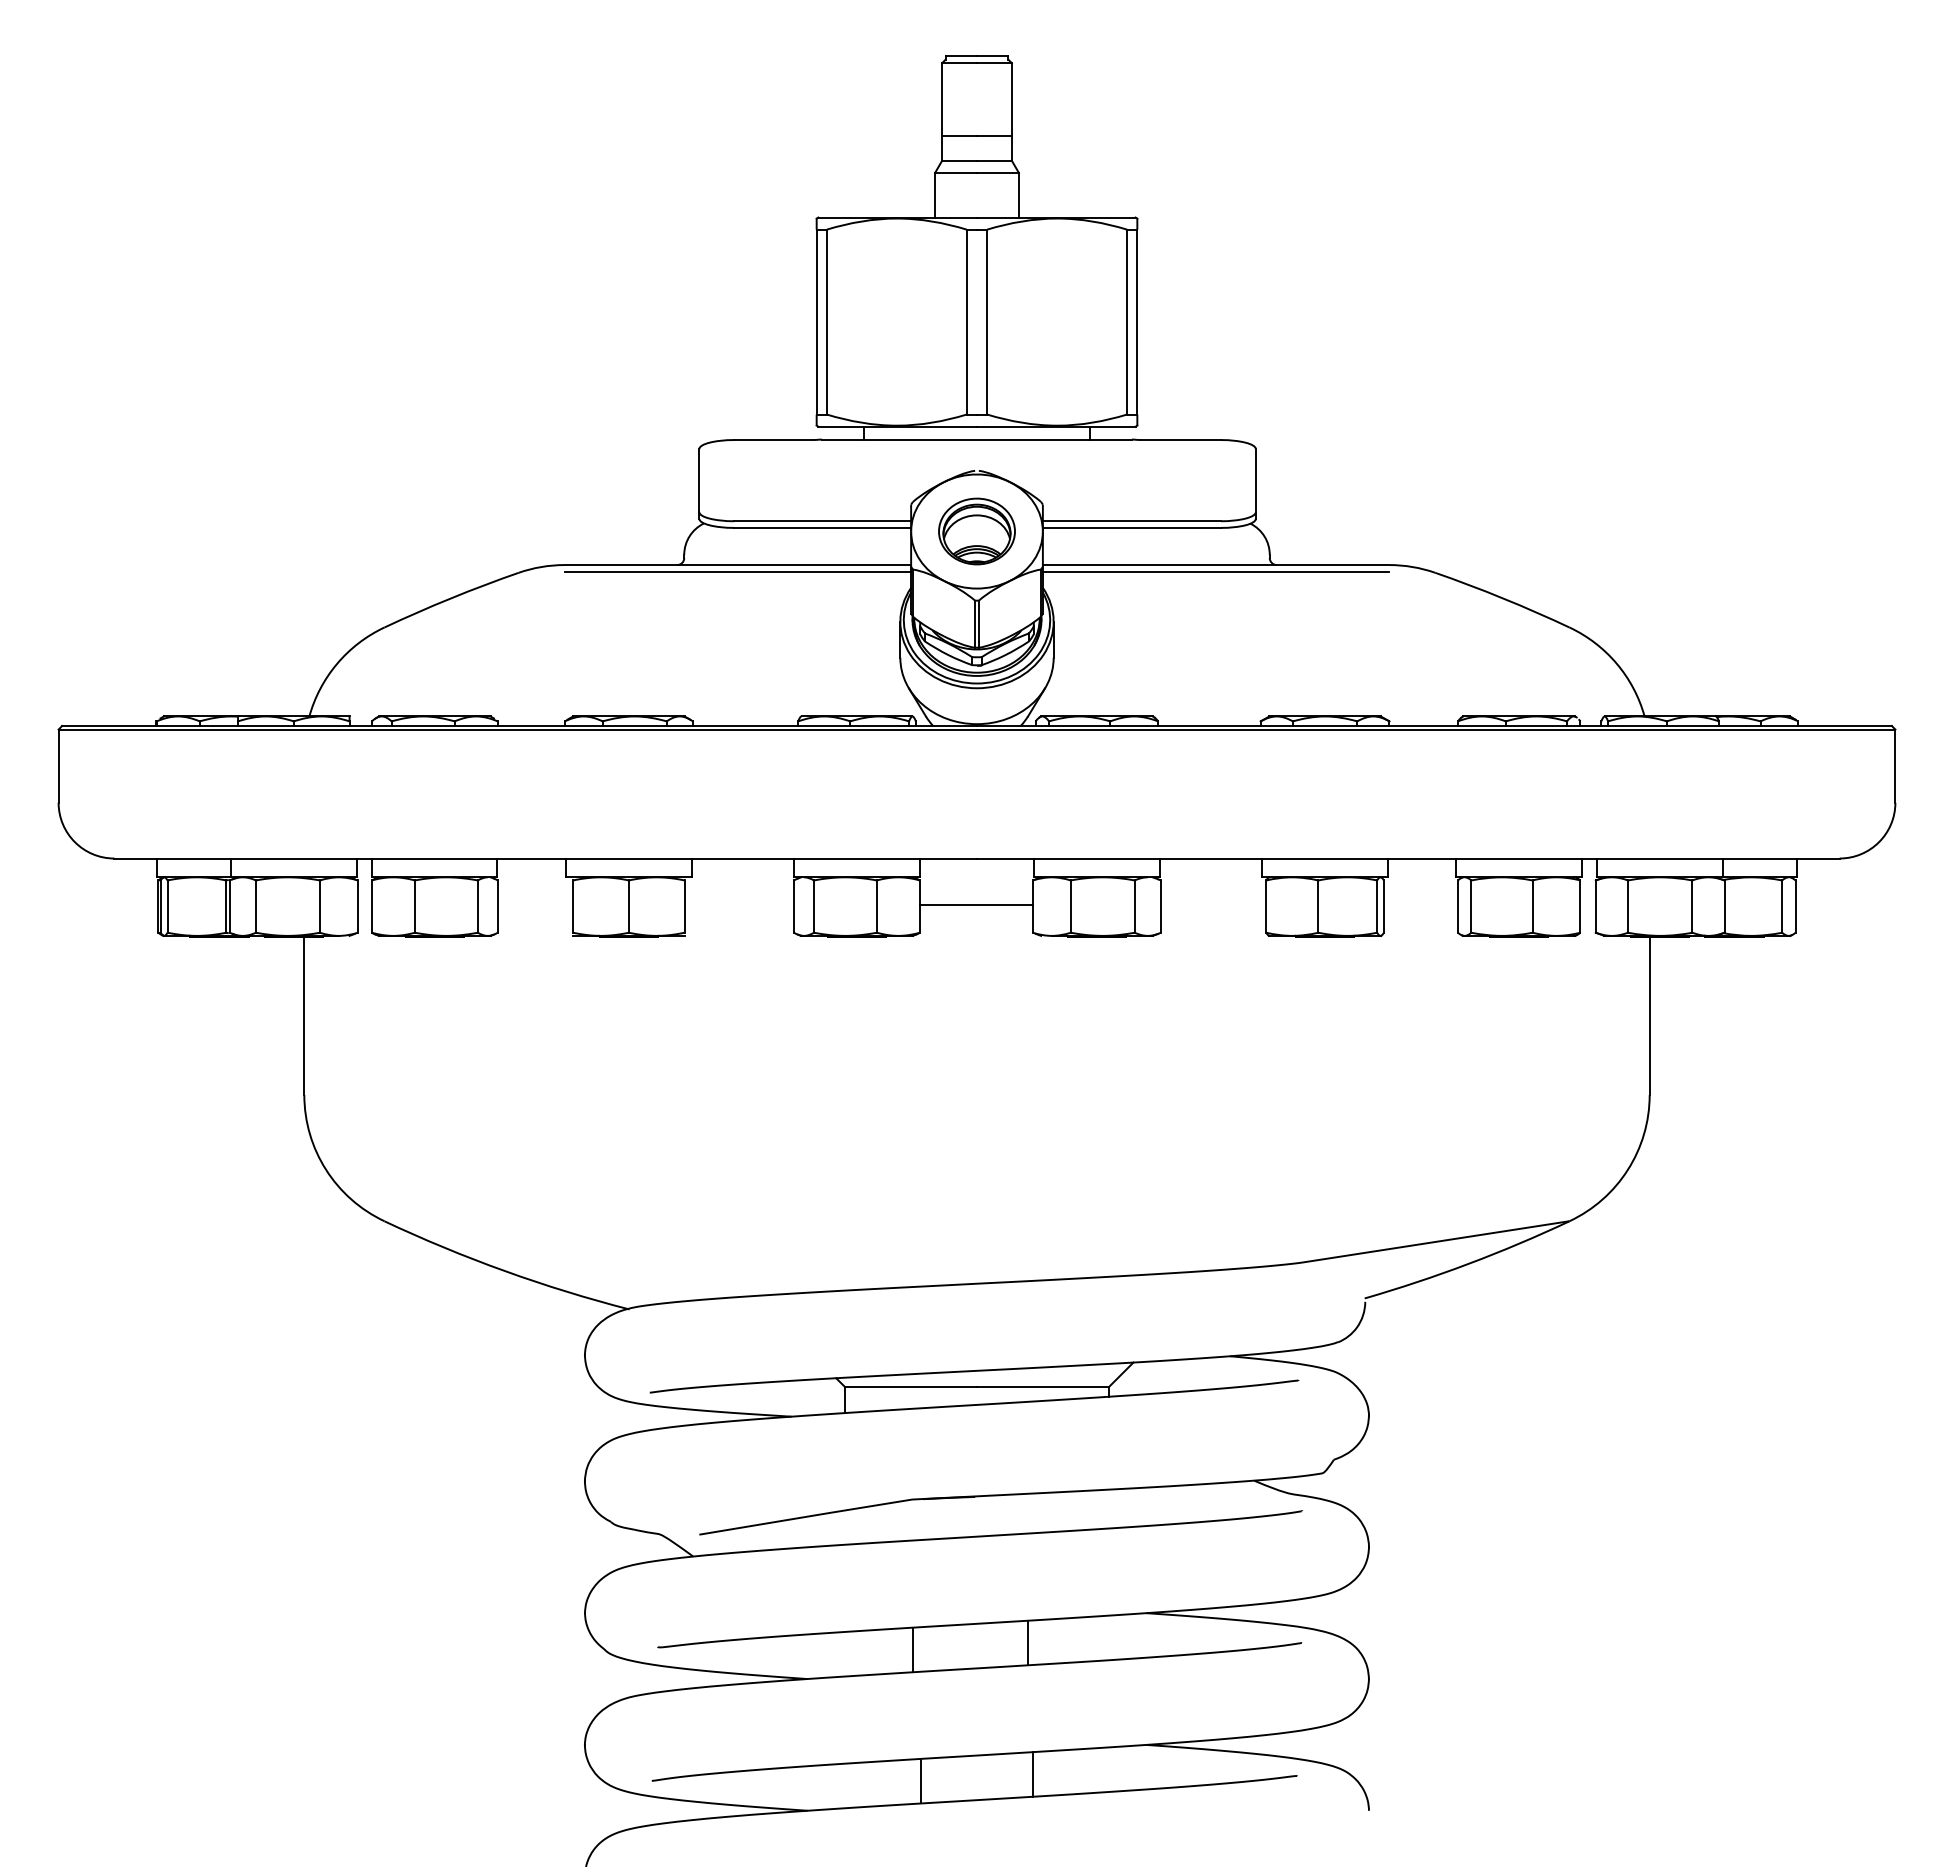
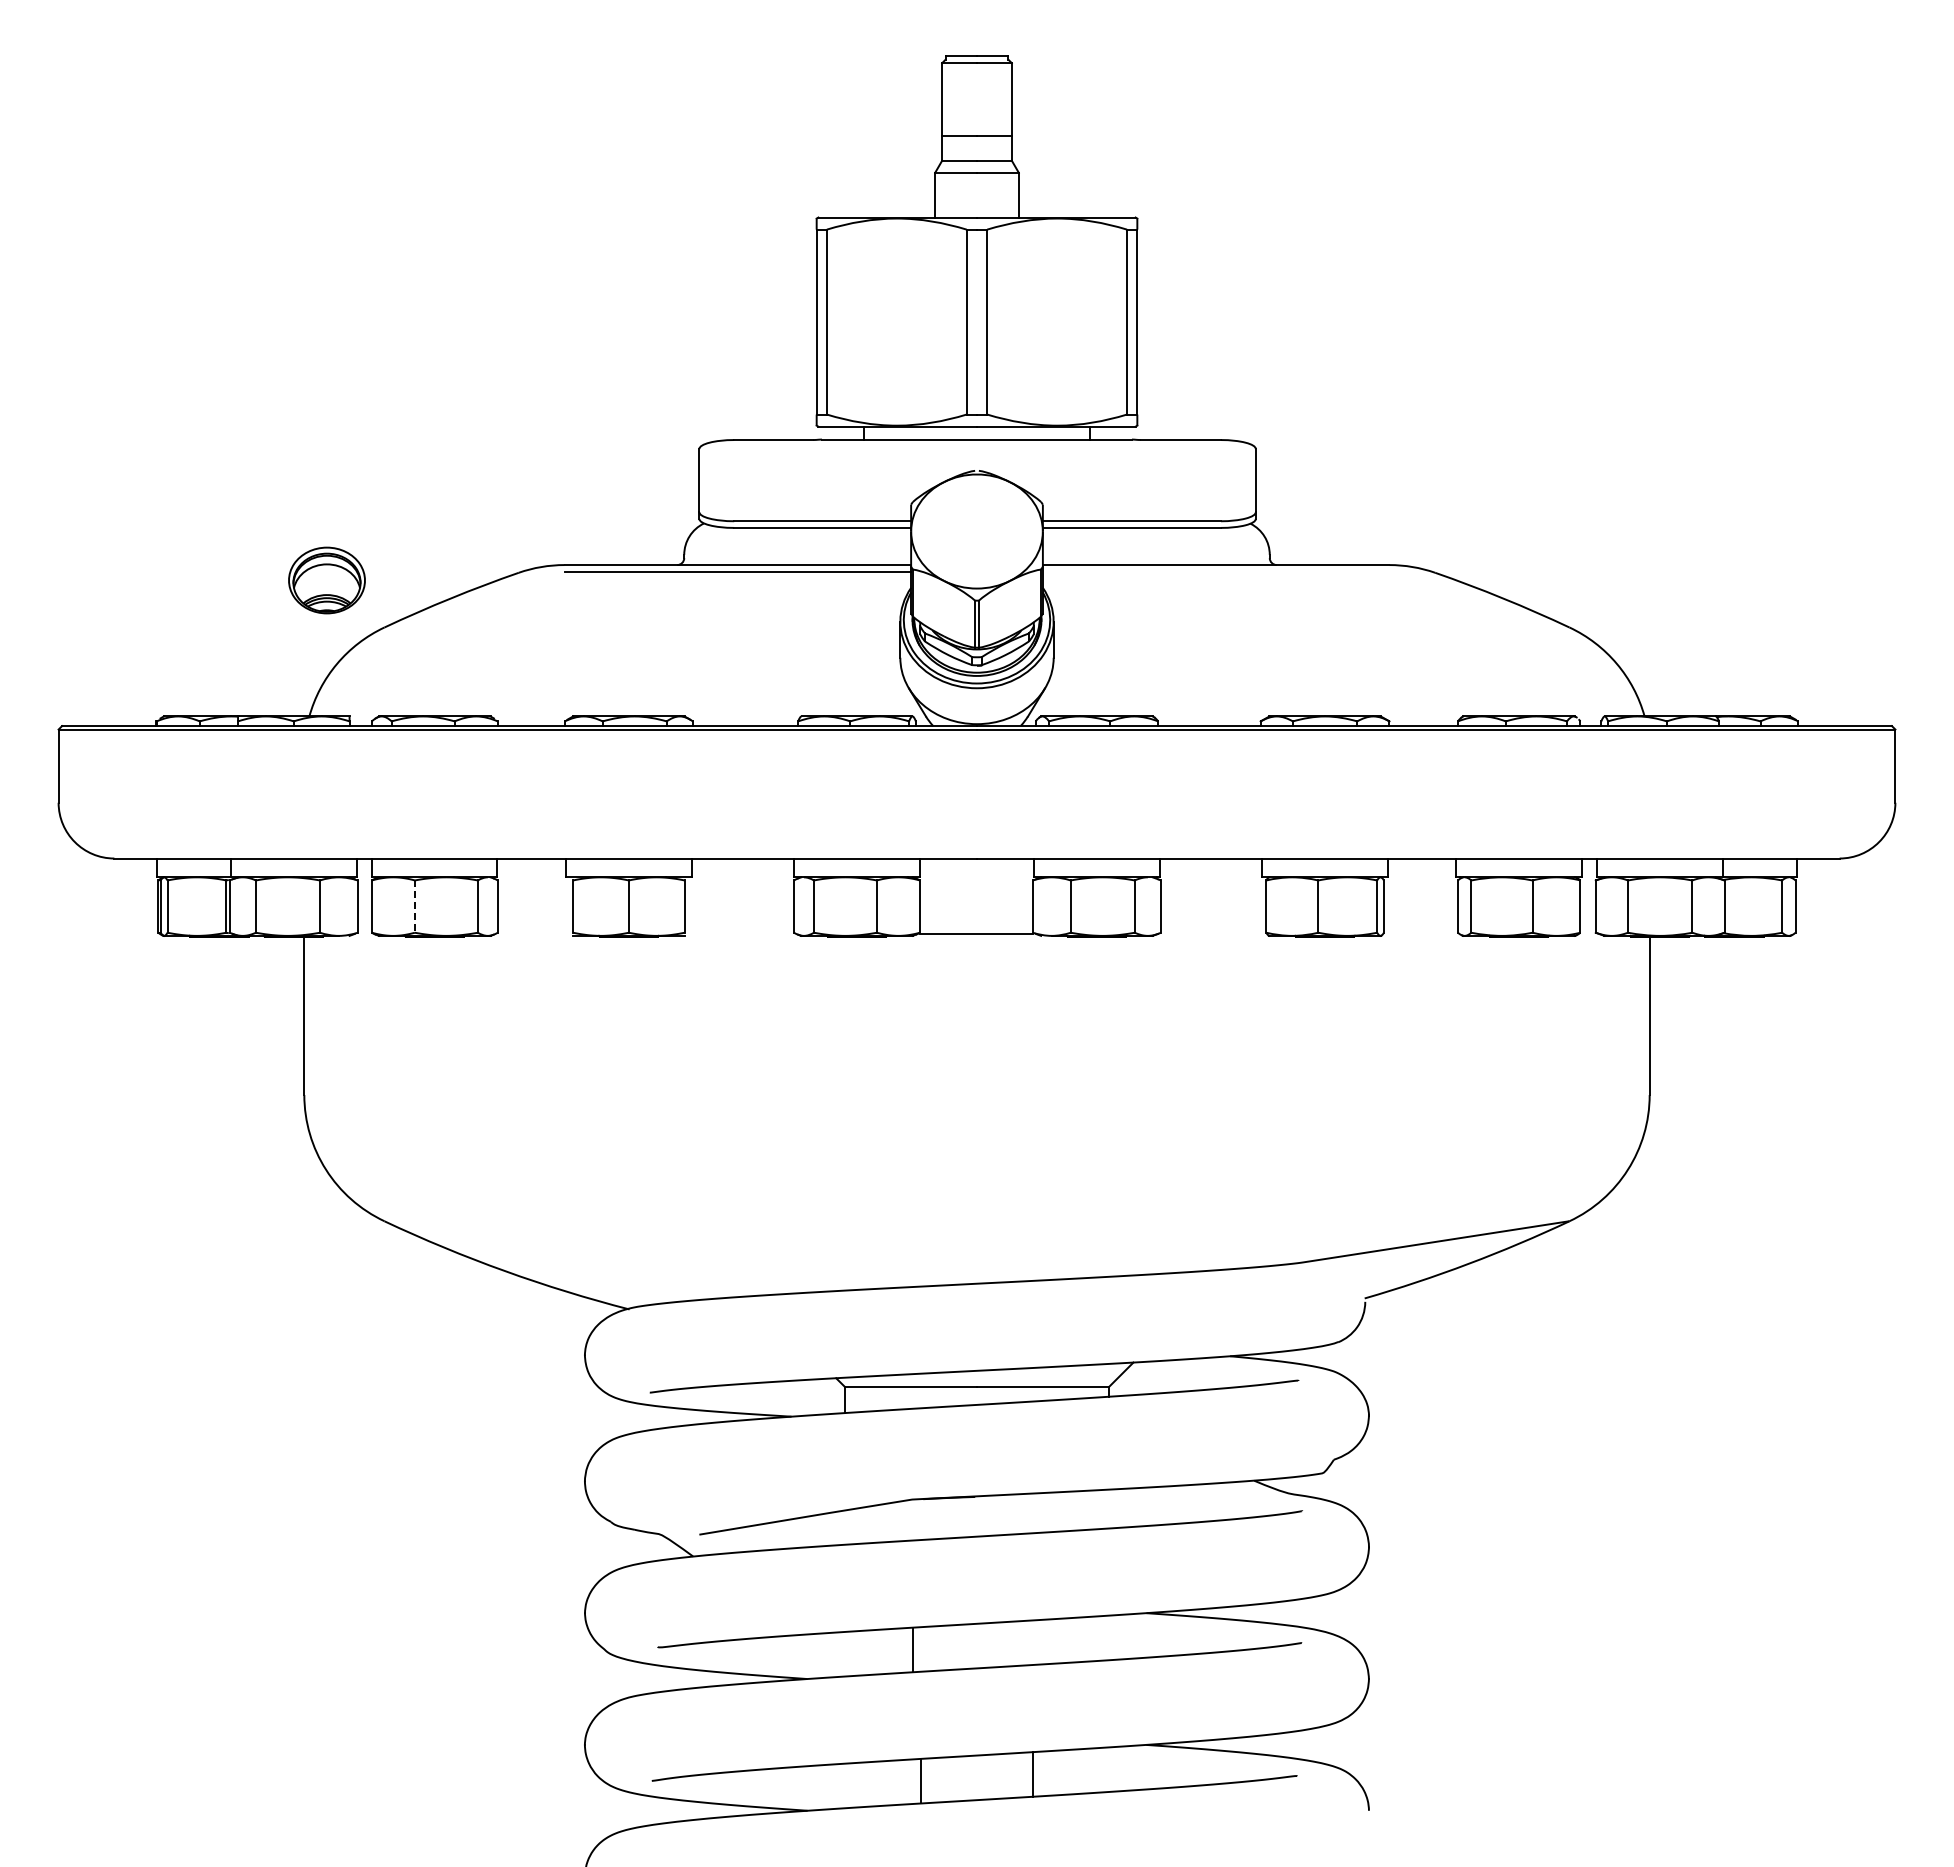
part position: (976, 531) -> (326, 580) (326, 580)
line: present -> none (1215, 572)
line position: (976, 904) -> (976, 933) (976, 933)
line: solid -> dashed (414, 907)
line: present -> none (1027, 1642)
